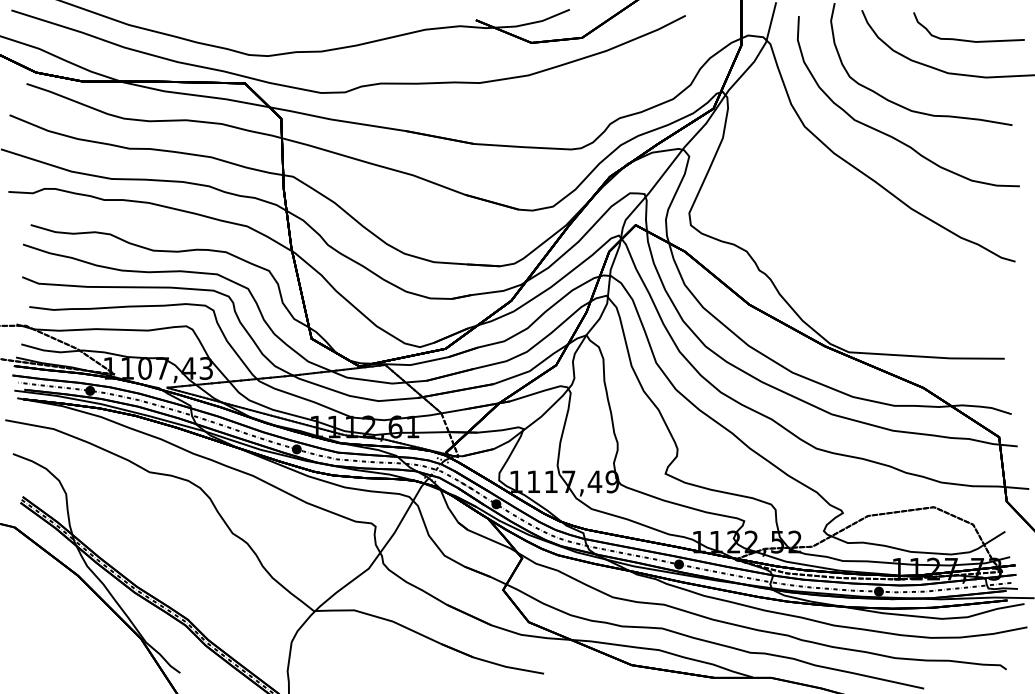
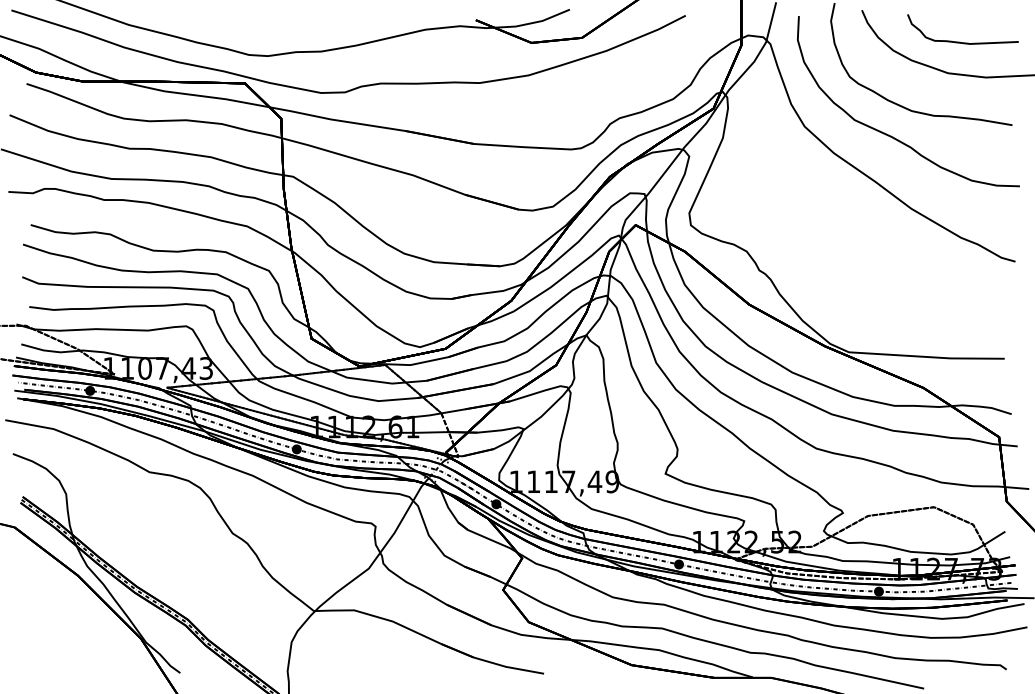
curve position: (965, 39) -> (959, 41) (959, 41)
